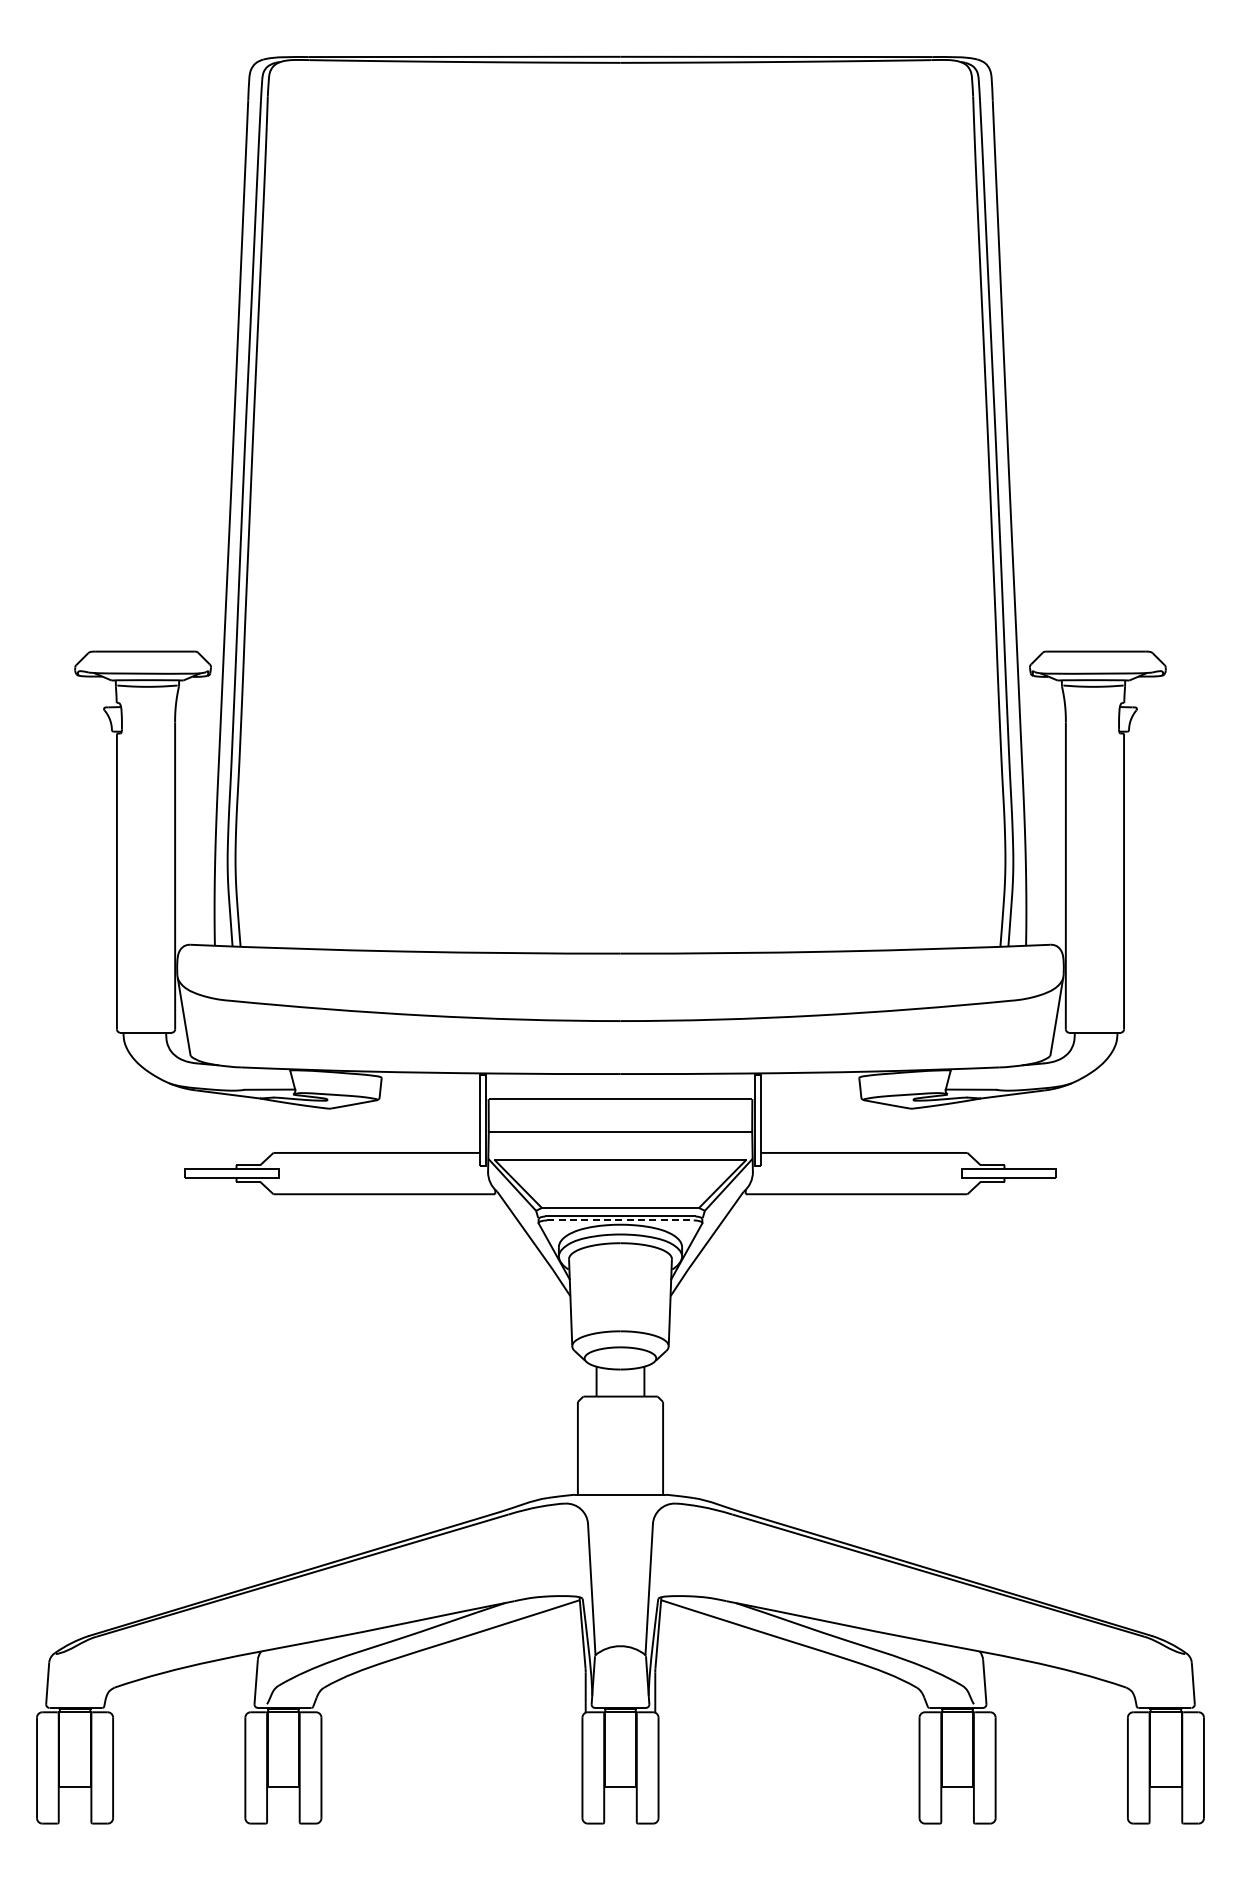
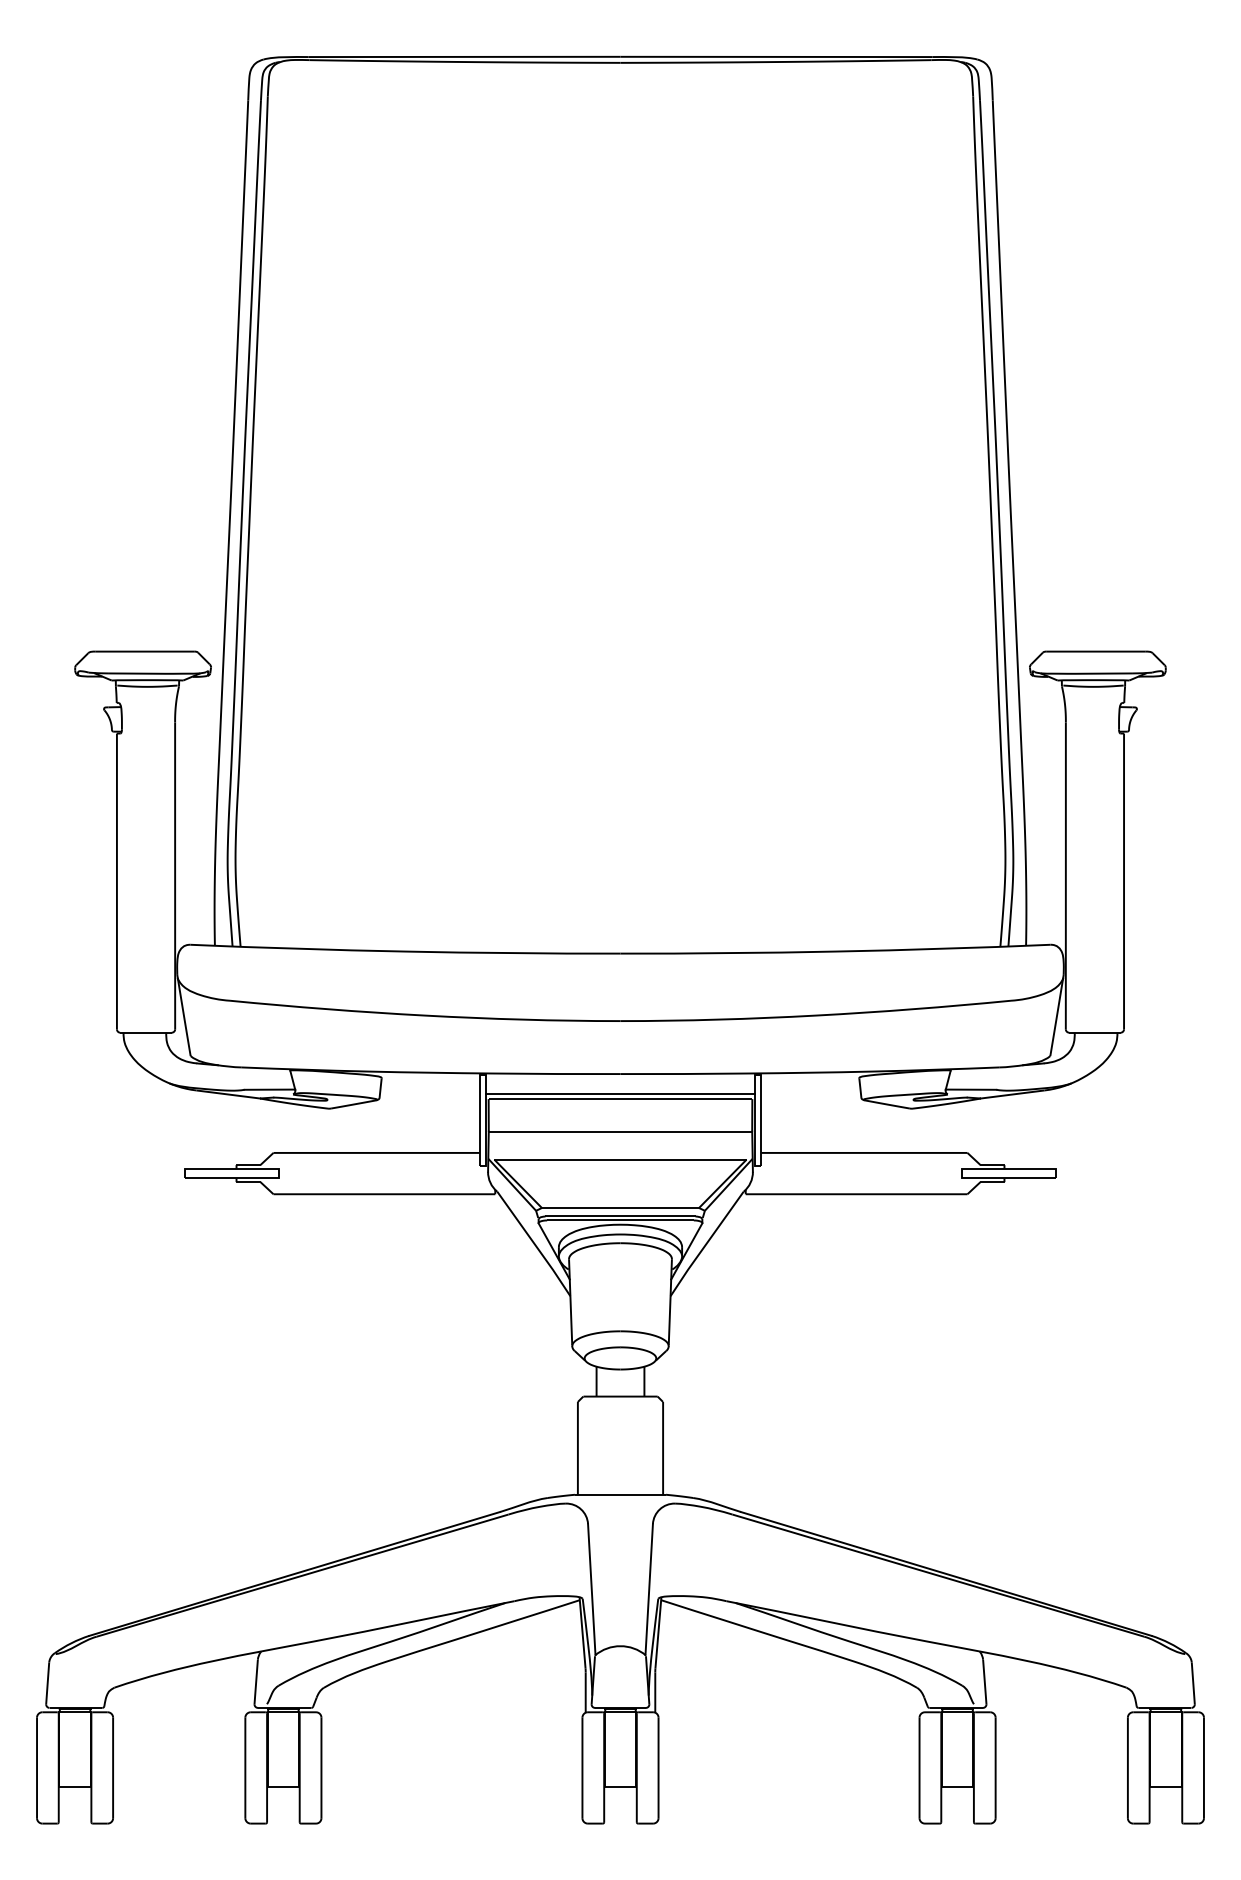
line: none -> present (620, 1093)
line: dashed -> solid (620, 1220)
